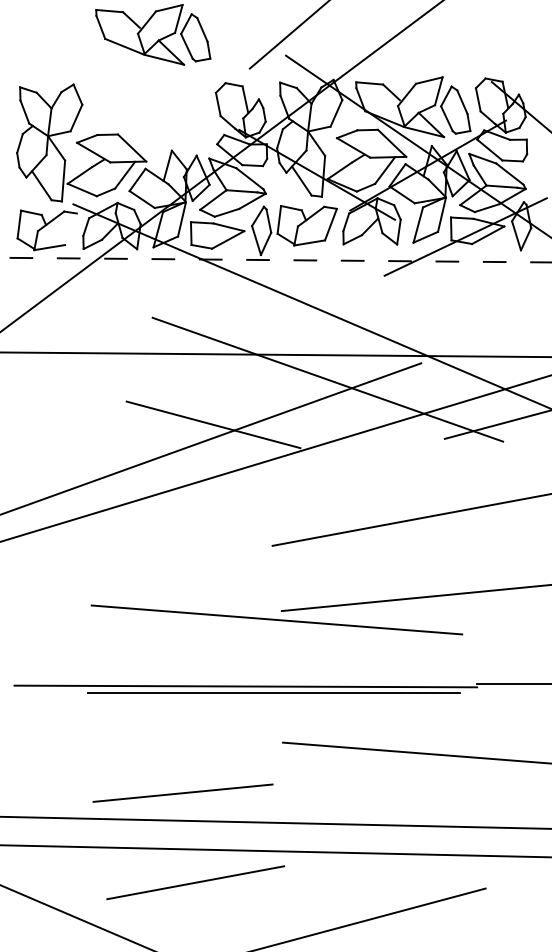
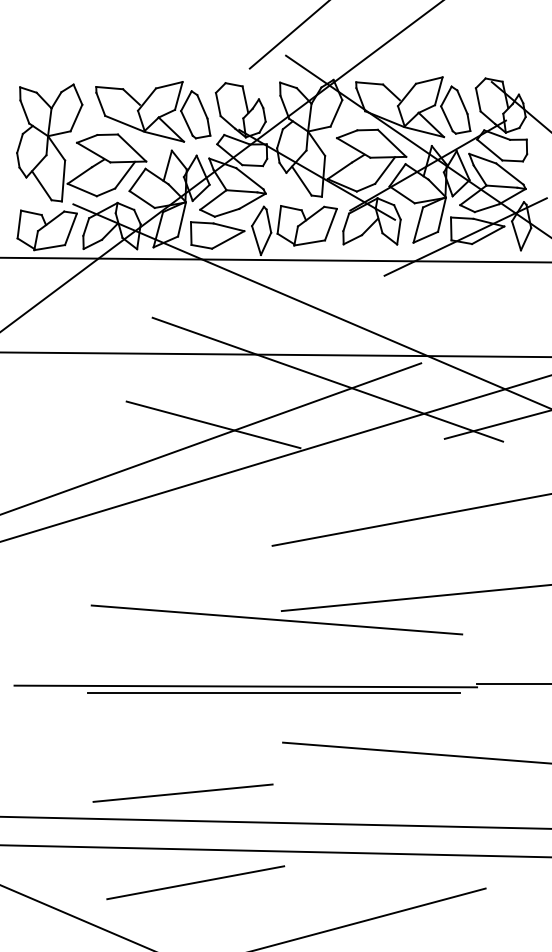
part position: (153, 34) -> (153, 111) (153, 111)
line: none -> present (70, 229)
line: dashed -> solid (275, 260)
